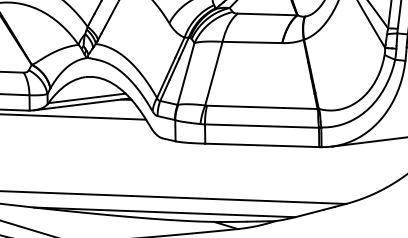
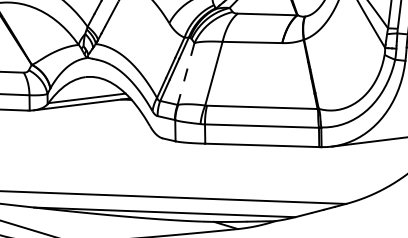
line: solid -> dashed (185, 74)
line: present -> none (74, 116)
